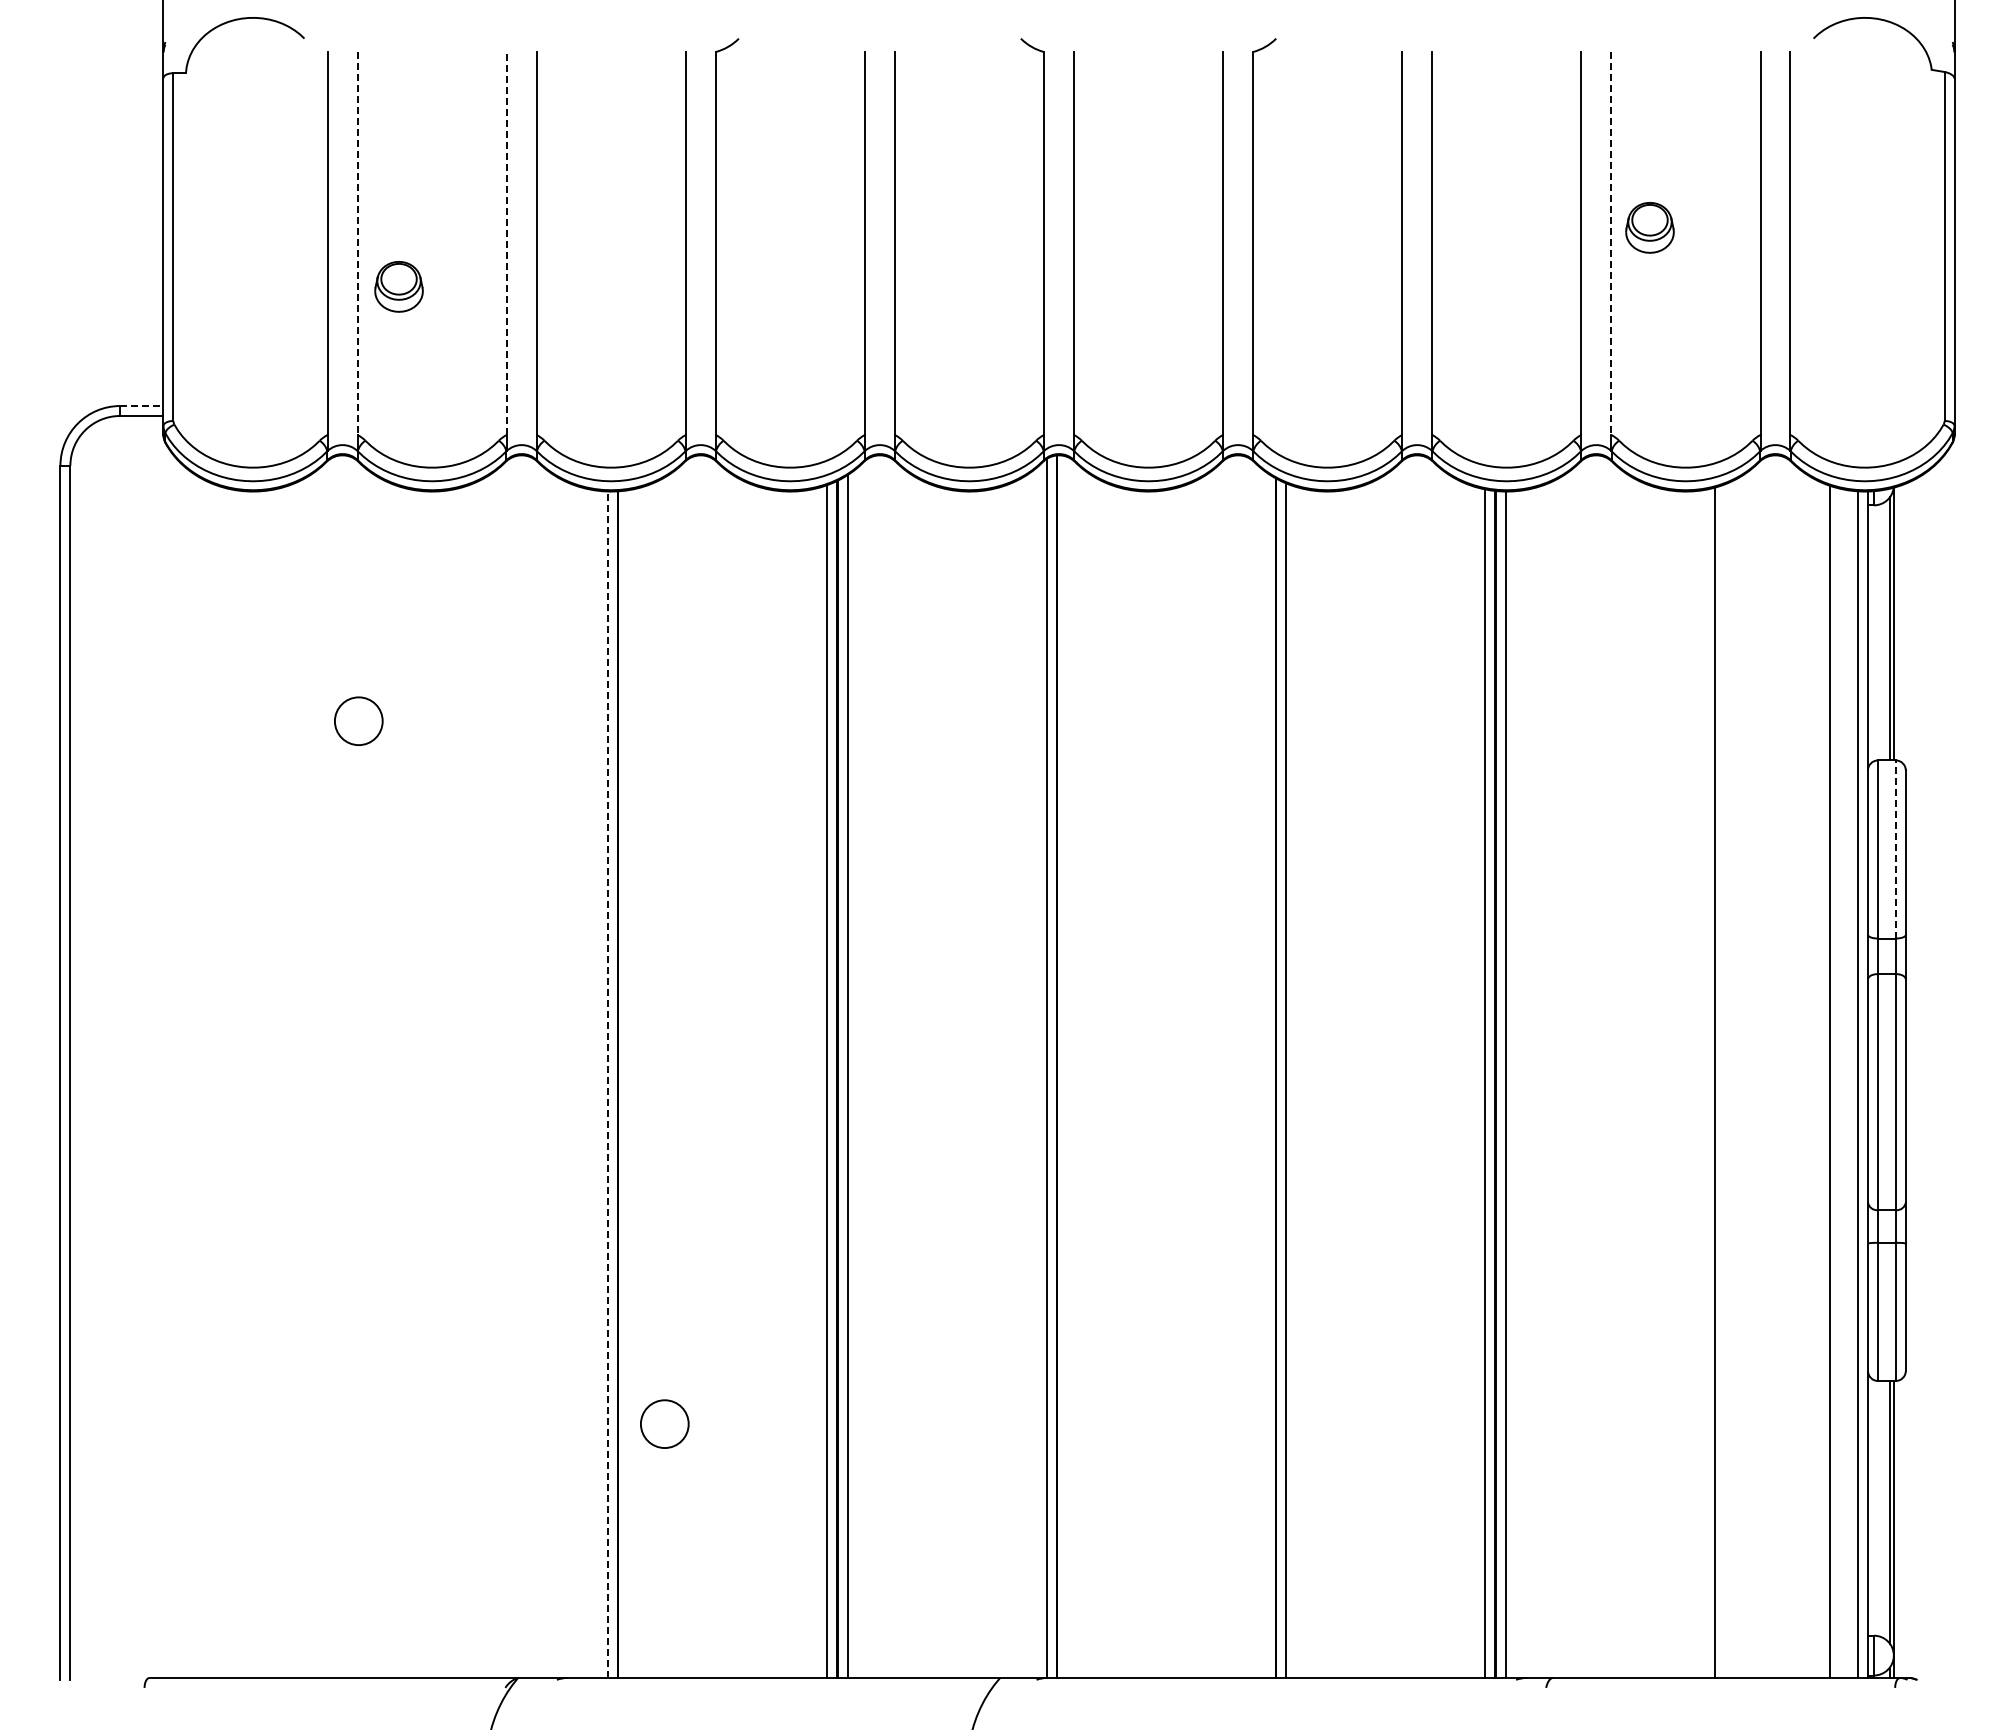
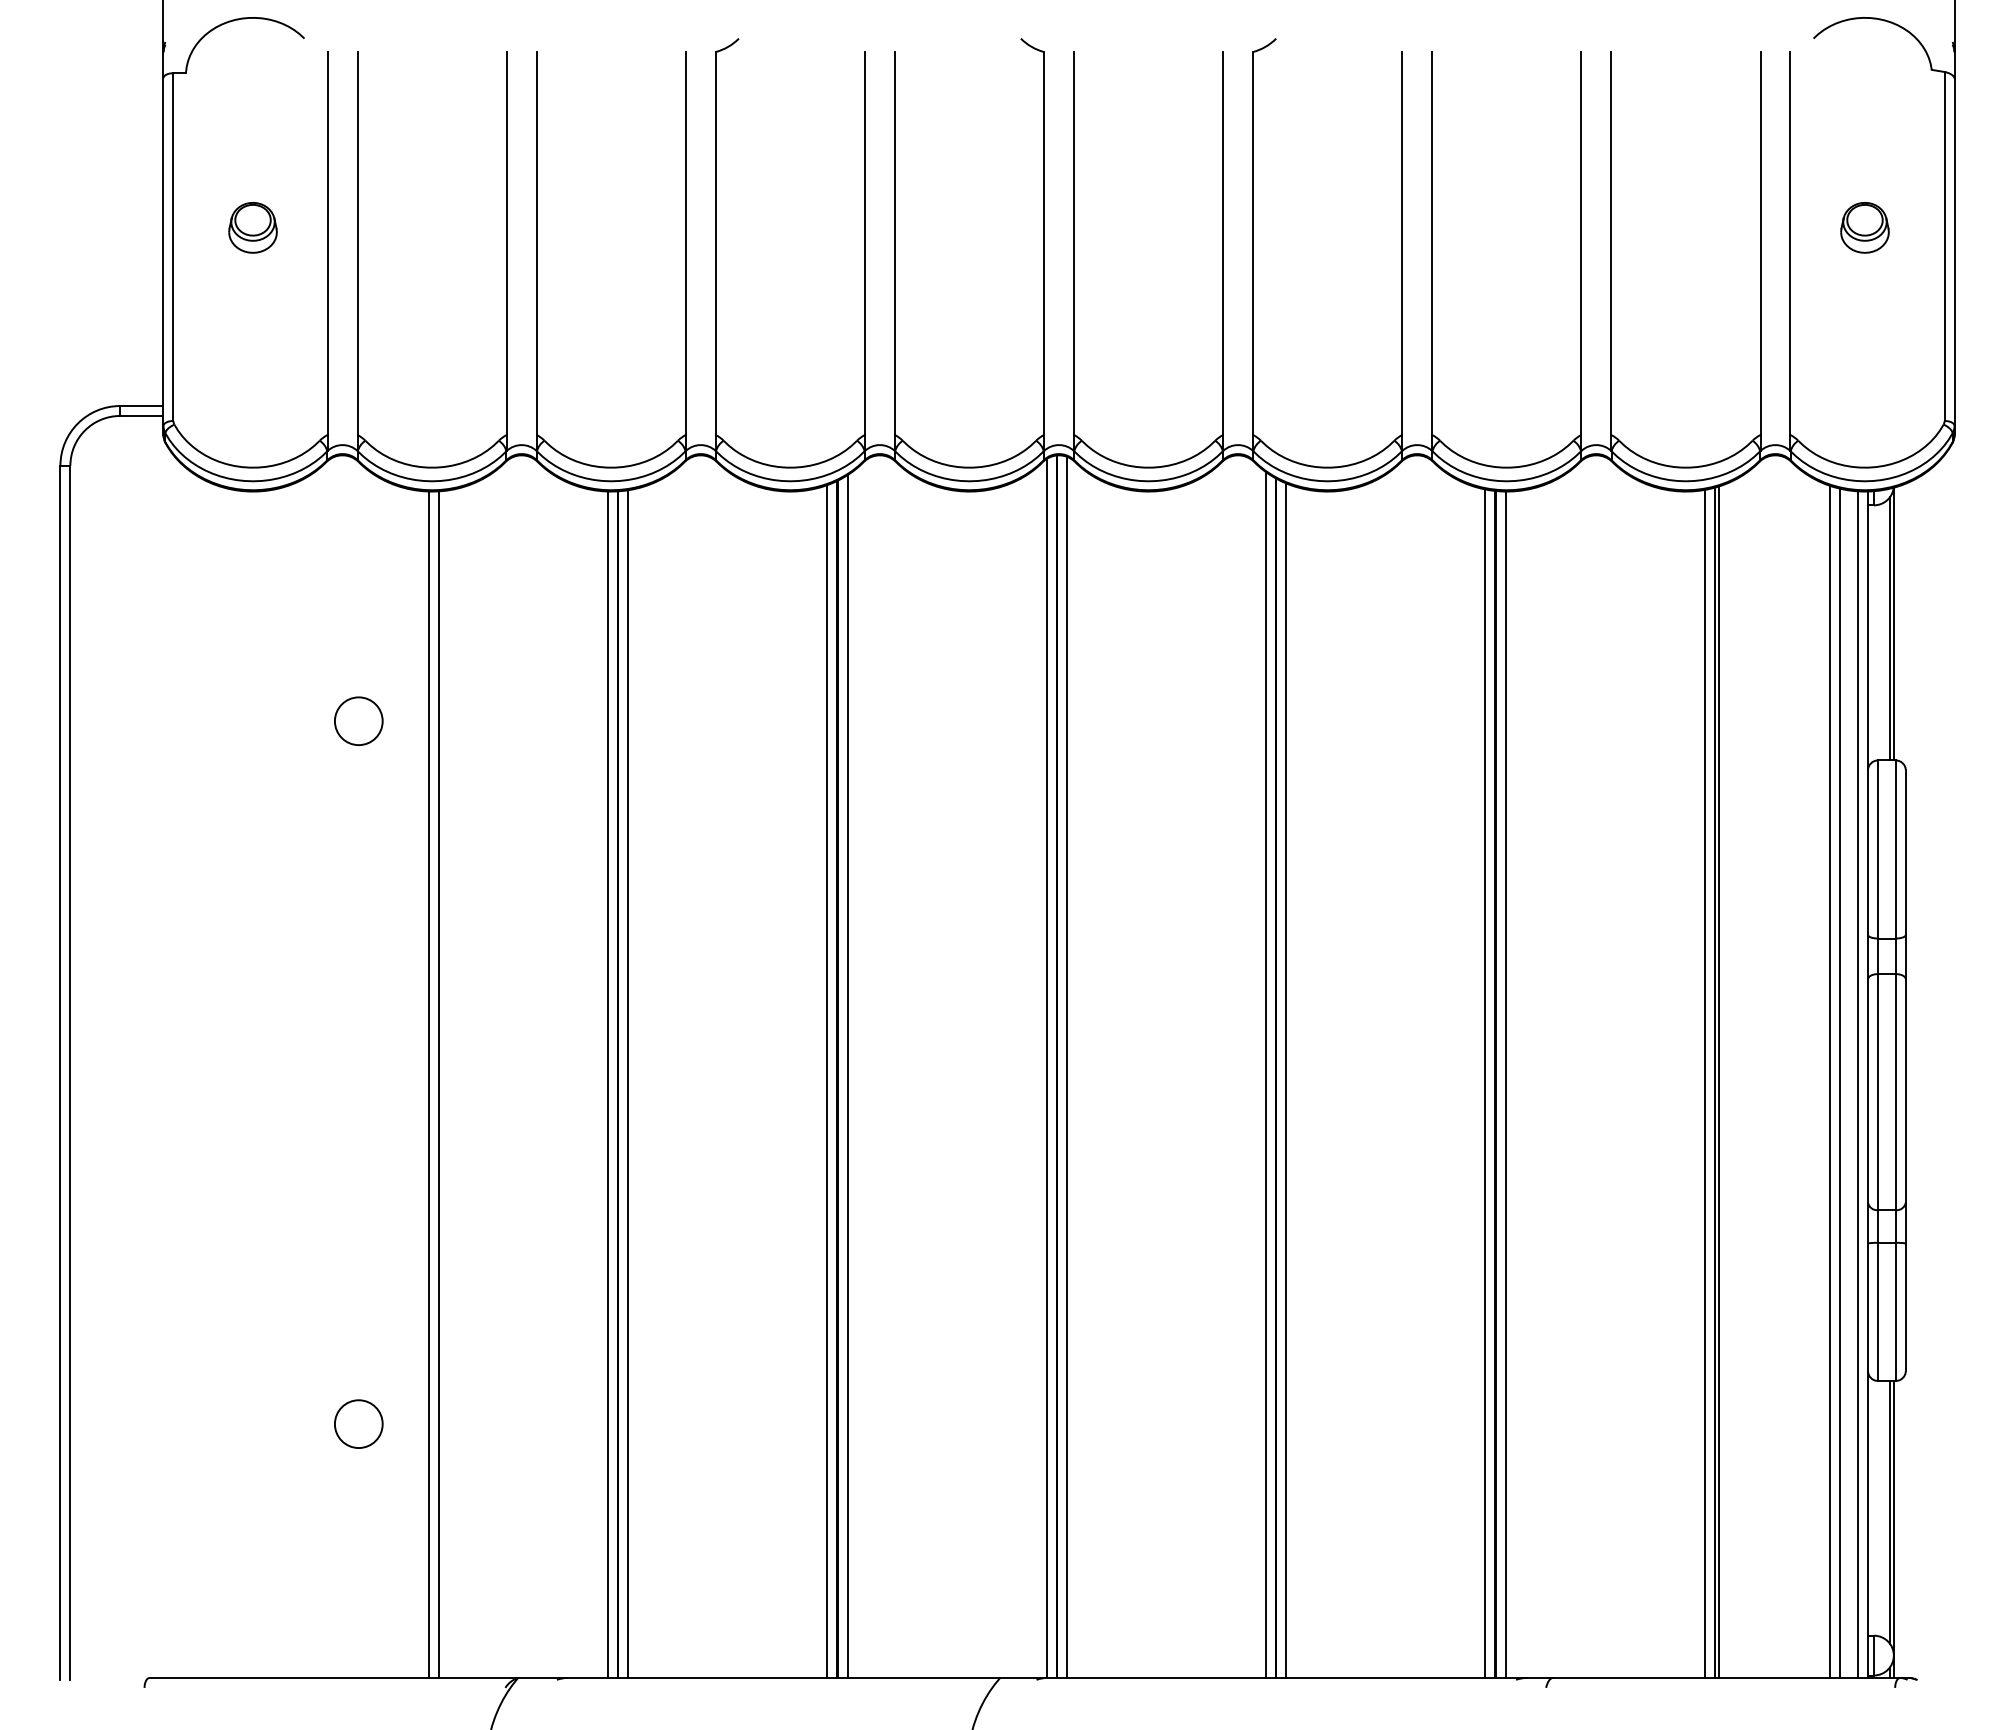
part position: (1649, 227) -> (1864, 227) (1864, 227)
line: dashed -> solid (506, 243)
line: dashed -> solid (357, 244)
line: dashed -> solid (1611, 244)
part position: (398, 286) -> (252, 227) (252, 227)
line: dashed -> solid (141, 406)
line: dashed -> solid (1895, 849)
line: none -> present (1067, 1066)
line: none -> present (1266, 1074)
line: none -> present (1718, 1081)
line: none -> present (1840, 1082)
line: none -> present (628, 1083)
line: none -> present (1704, 1083)
line: none -> present (428, 1084)
line: none -> present (438, 1084)
line: dashed -> solid (607, 1084)
circle position: (664, 1423) -> (358, 1423) (358, 1423)
